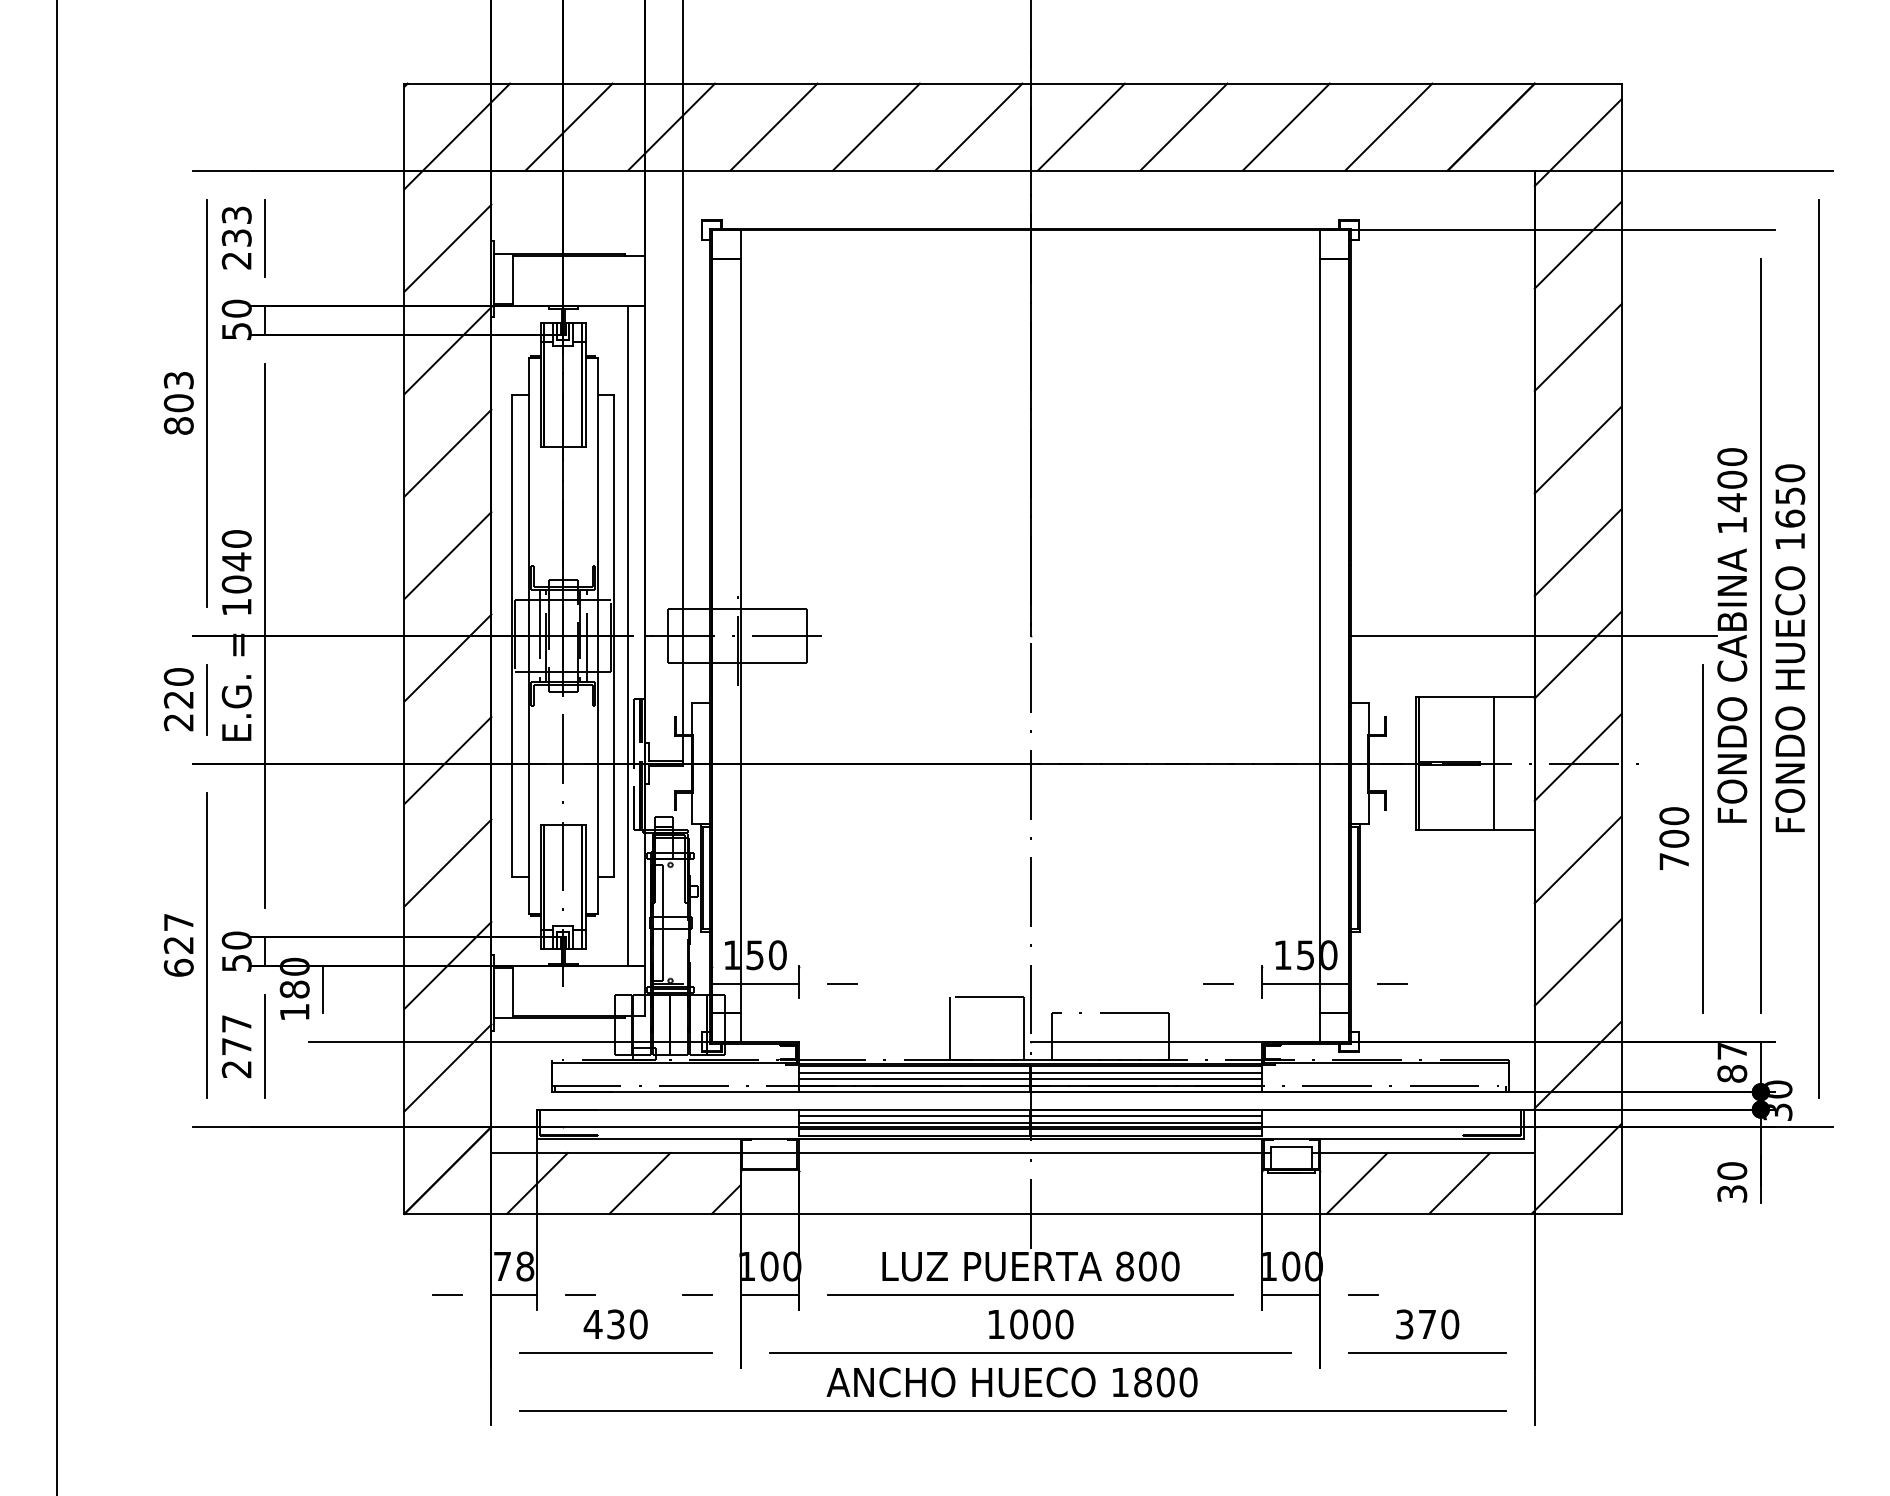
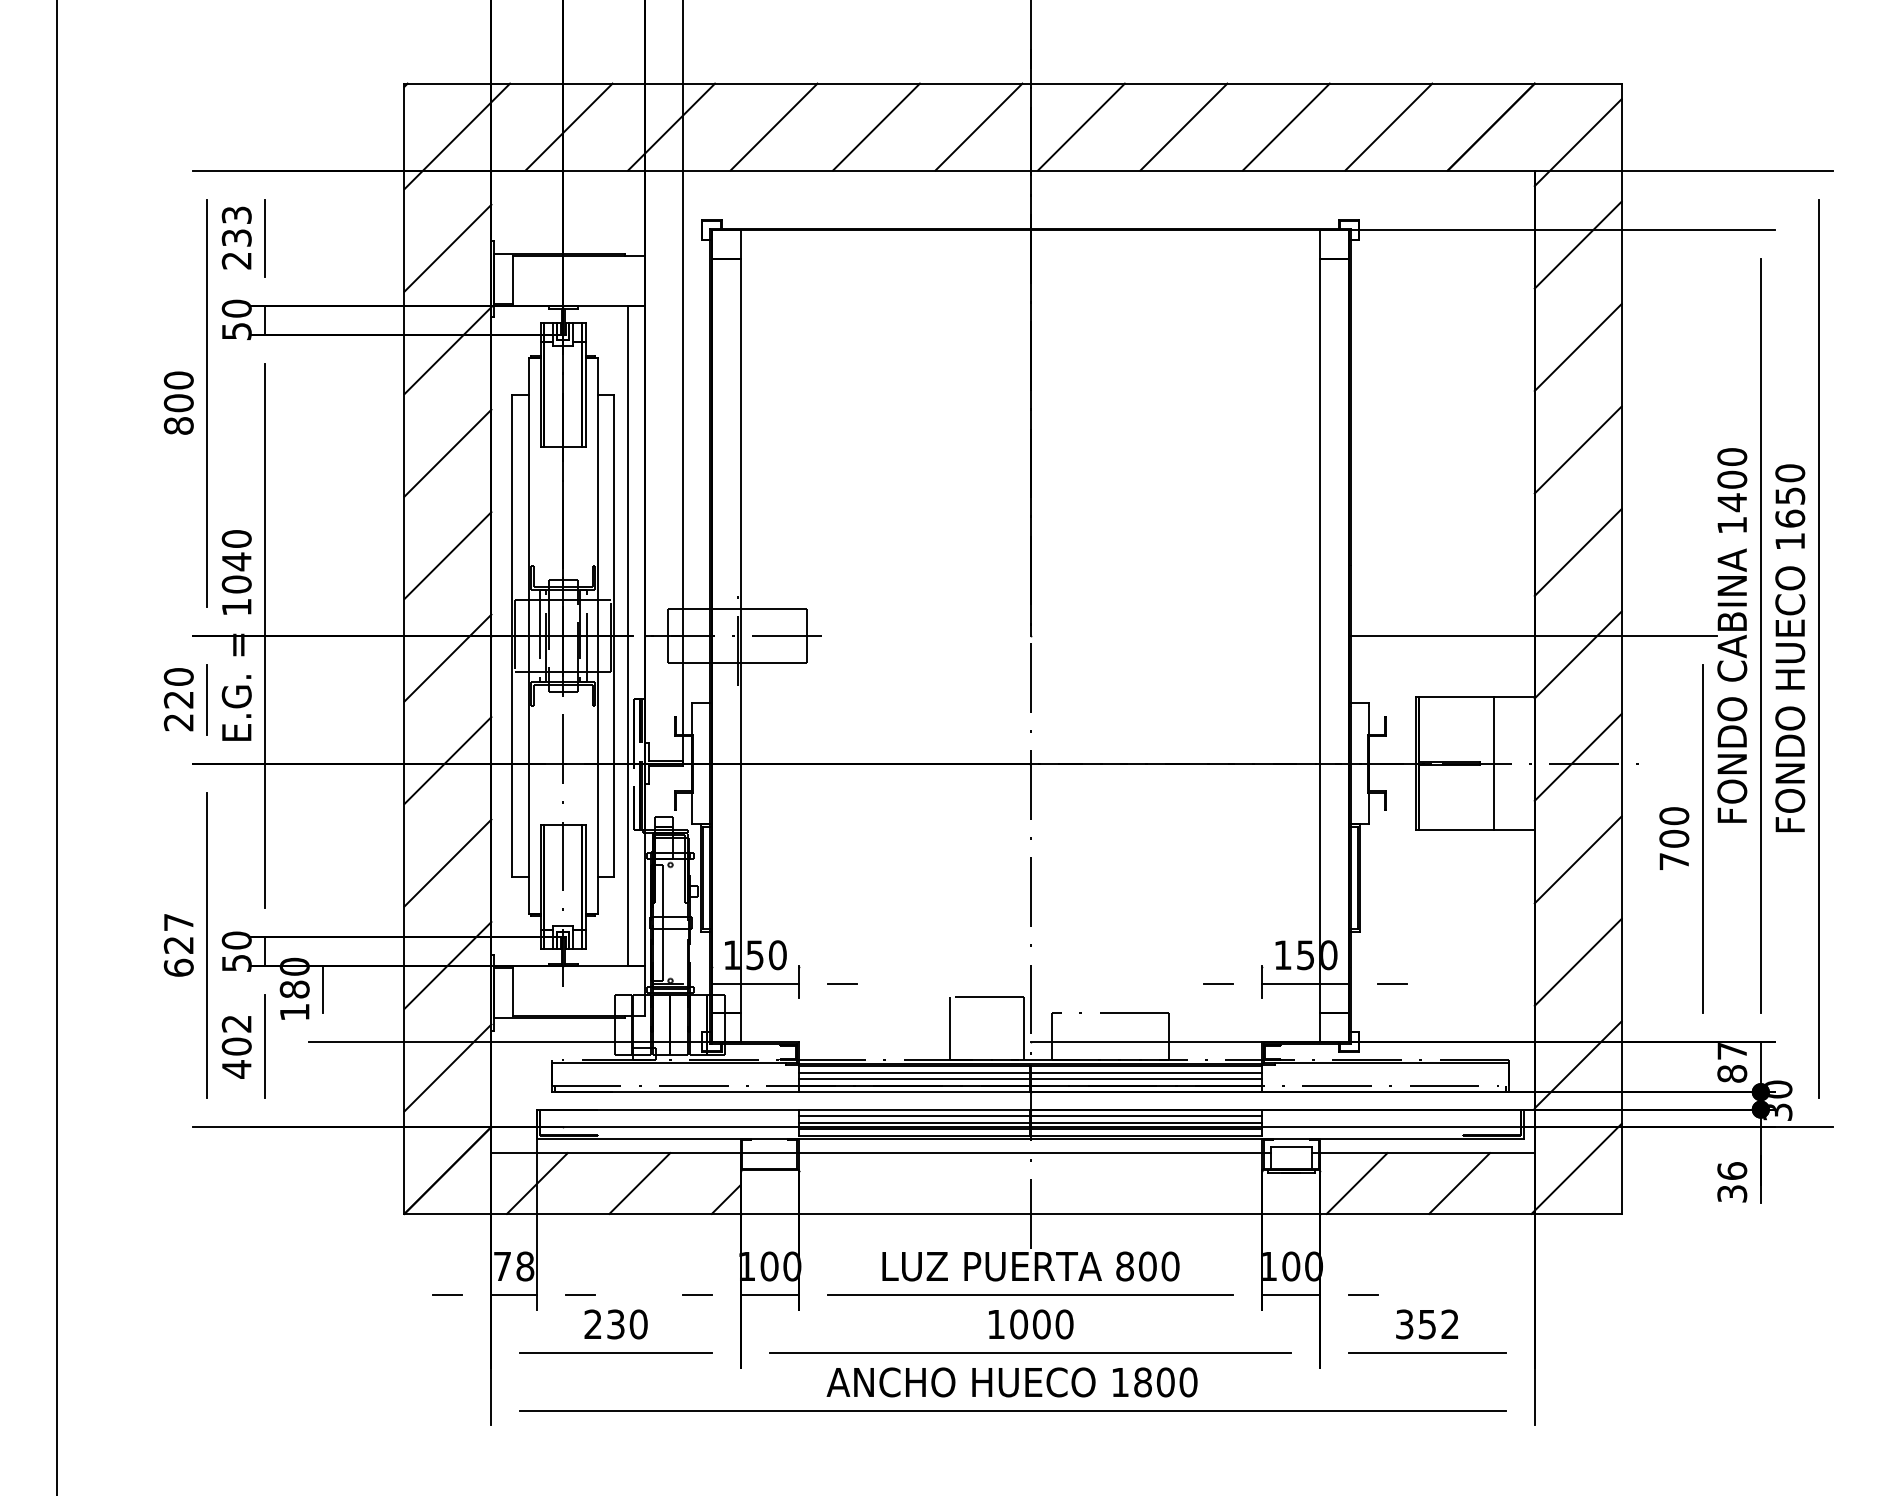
text: 803 -> 800 (178, 380)
text: 277 -> 402 (236, 1046)
text: 30 -> 36 (1732, 1171)
text: 430 -> 230 (592, 1323)
text: 370 -> 352 (1439, 1324)
